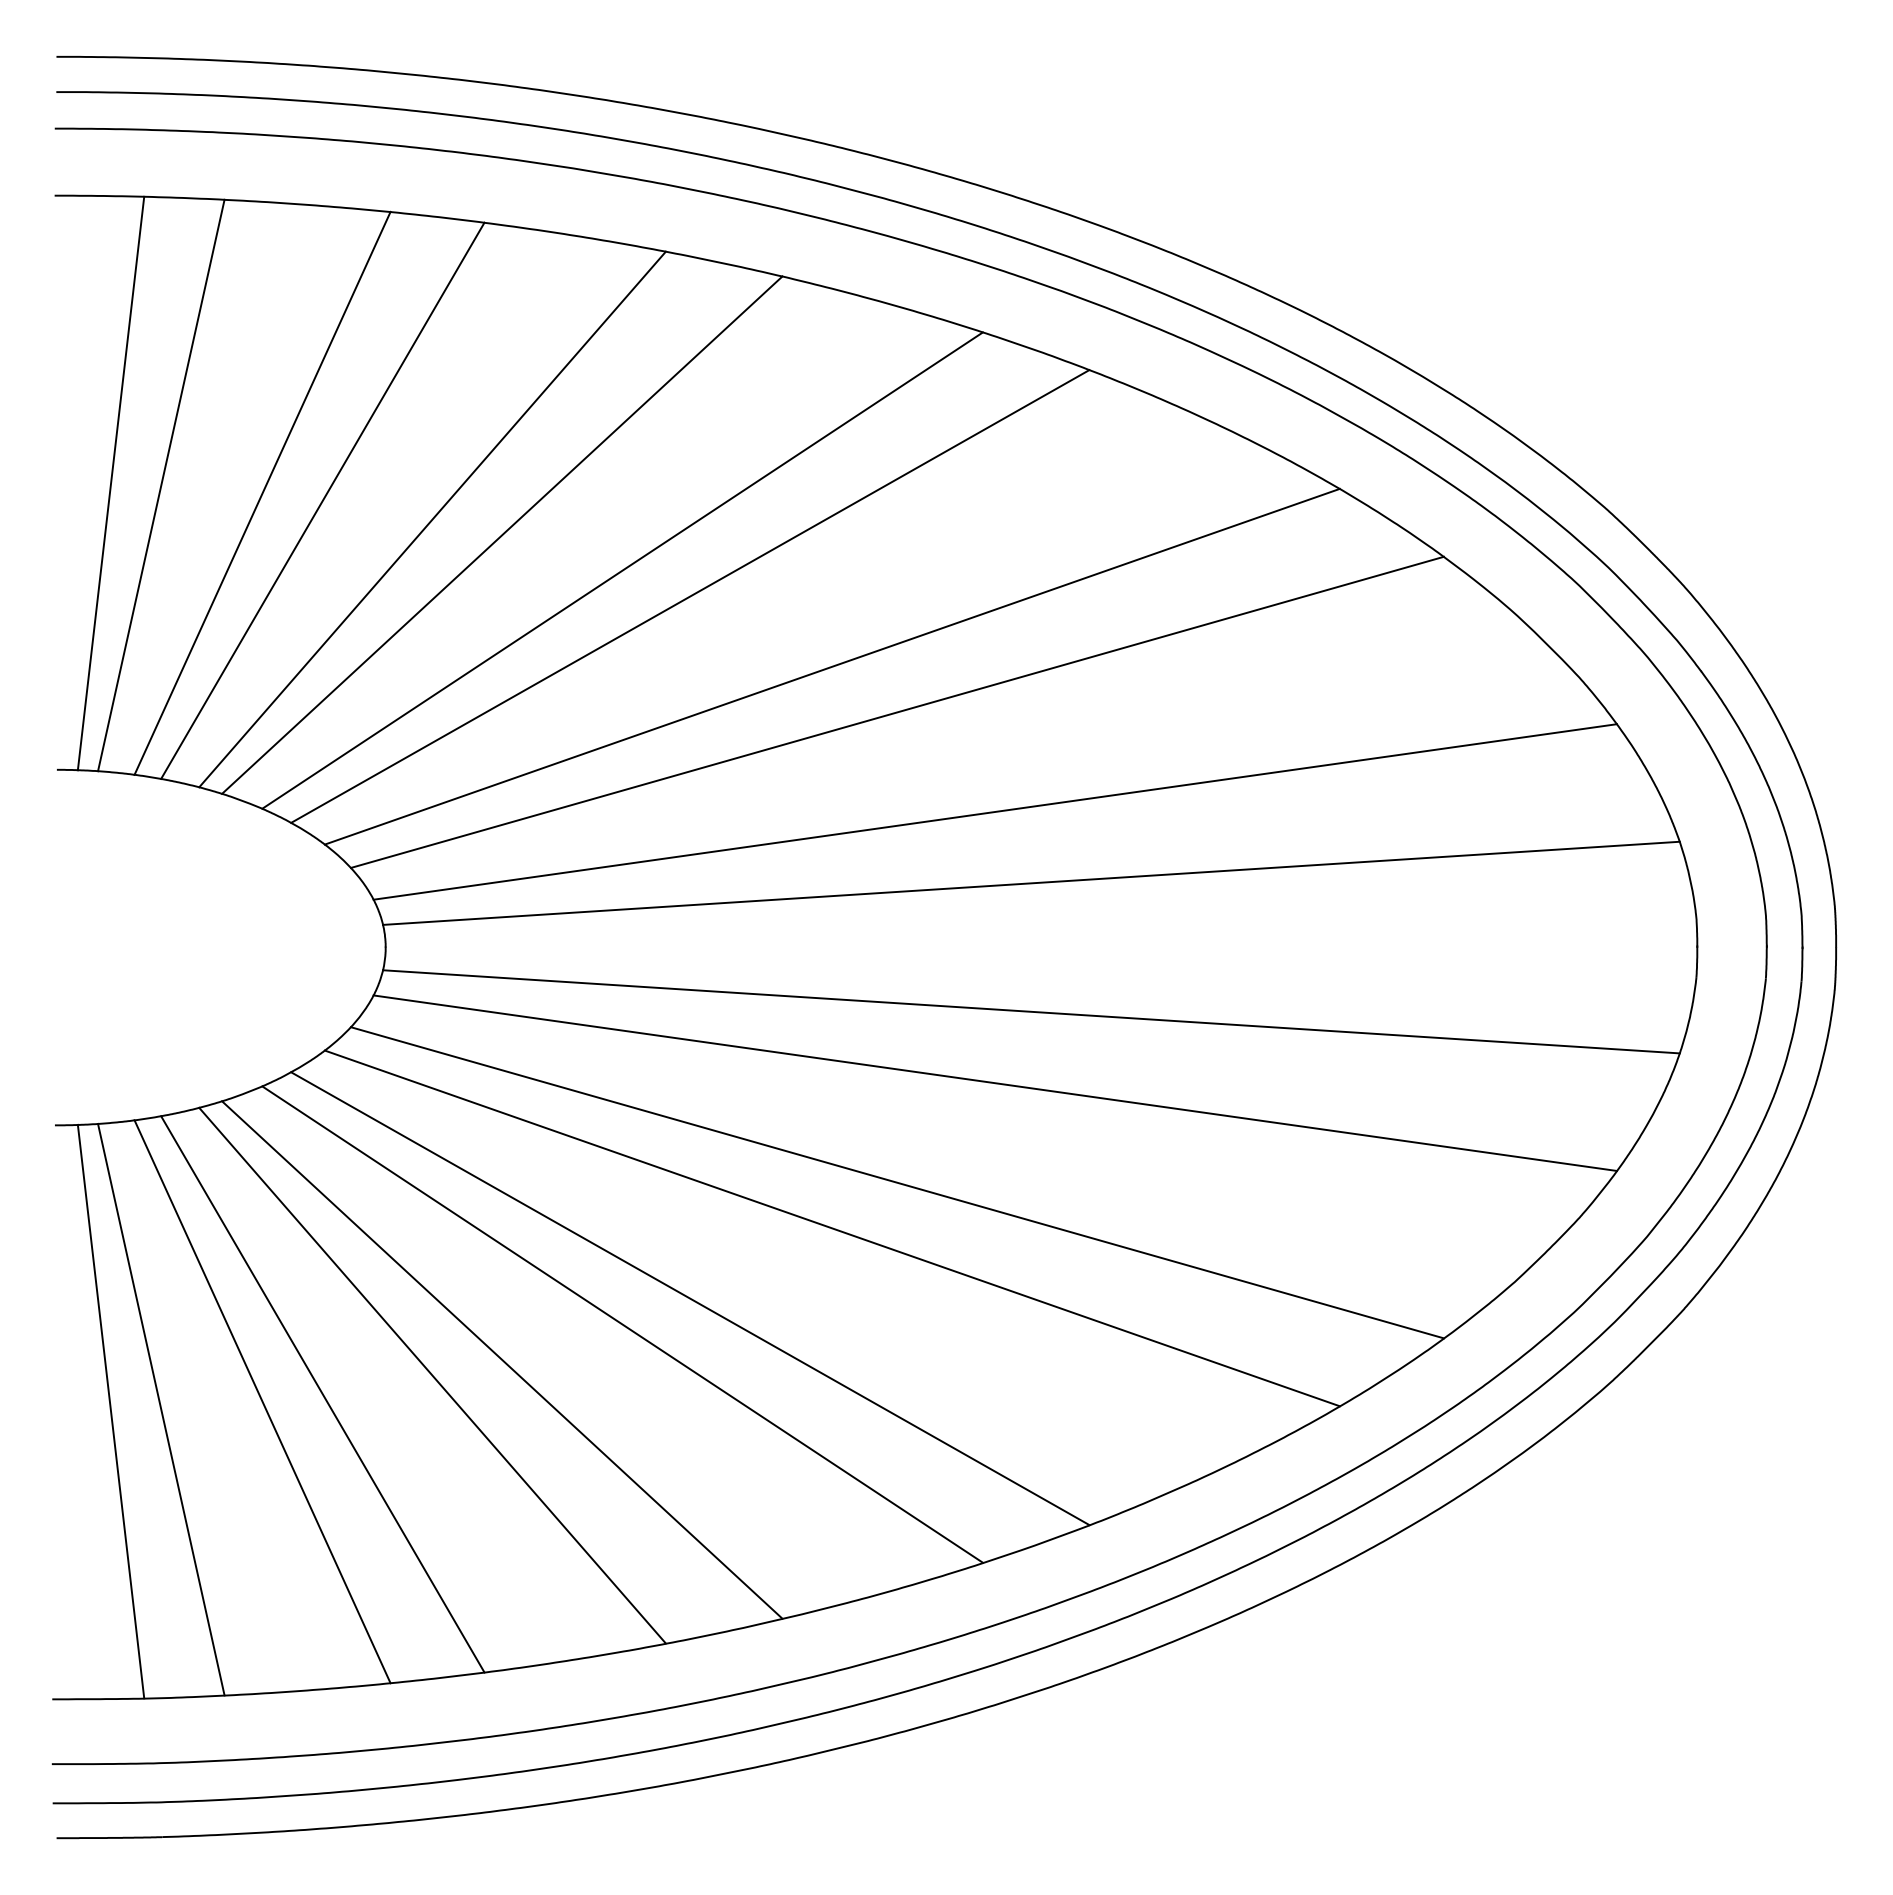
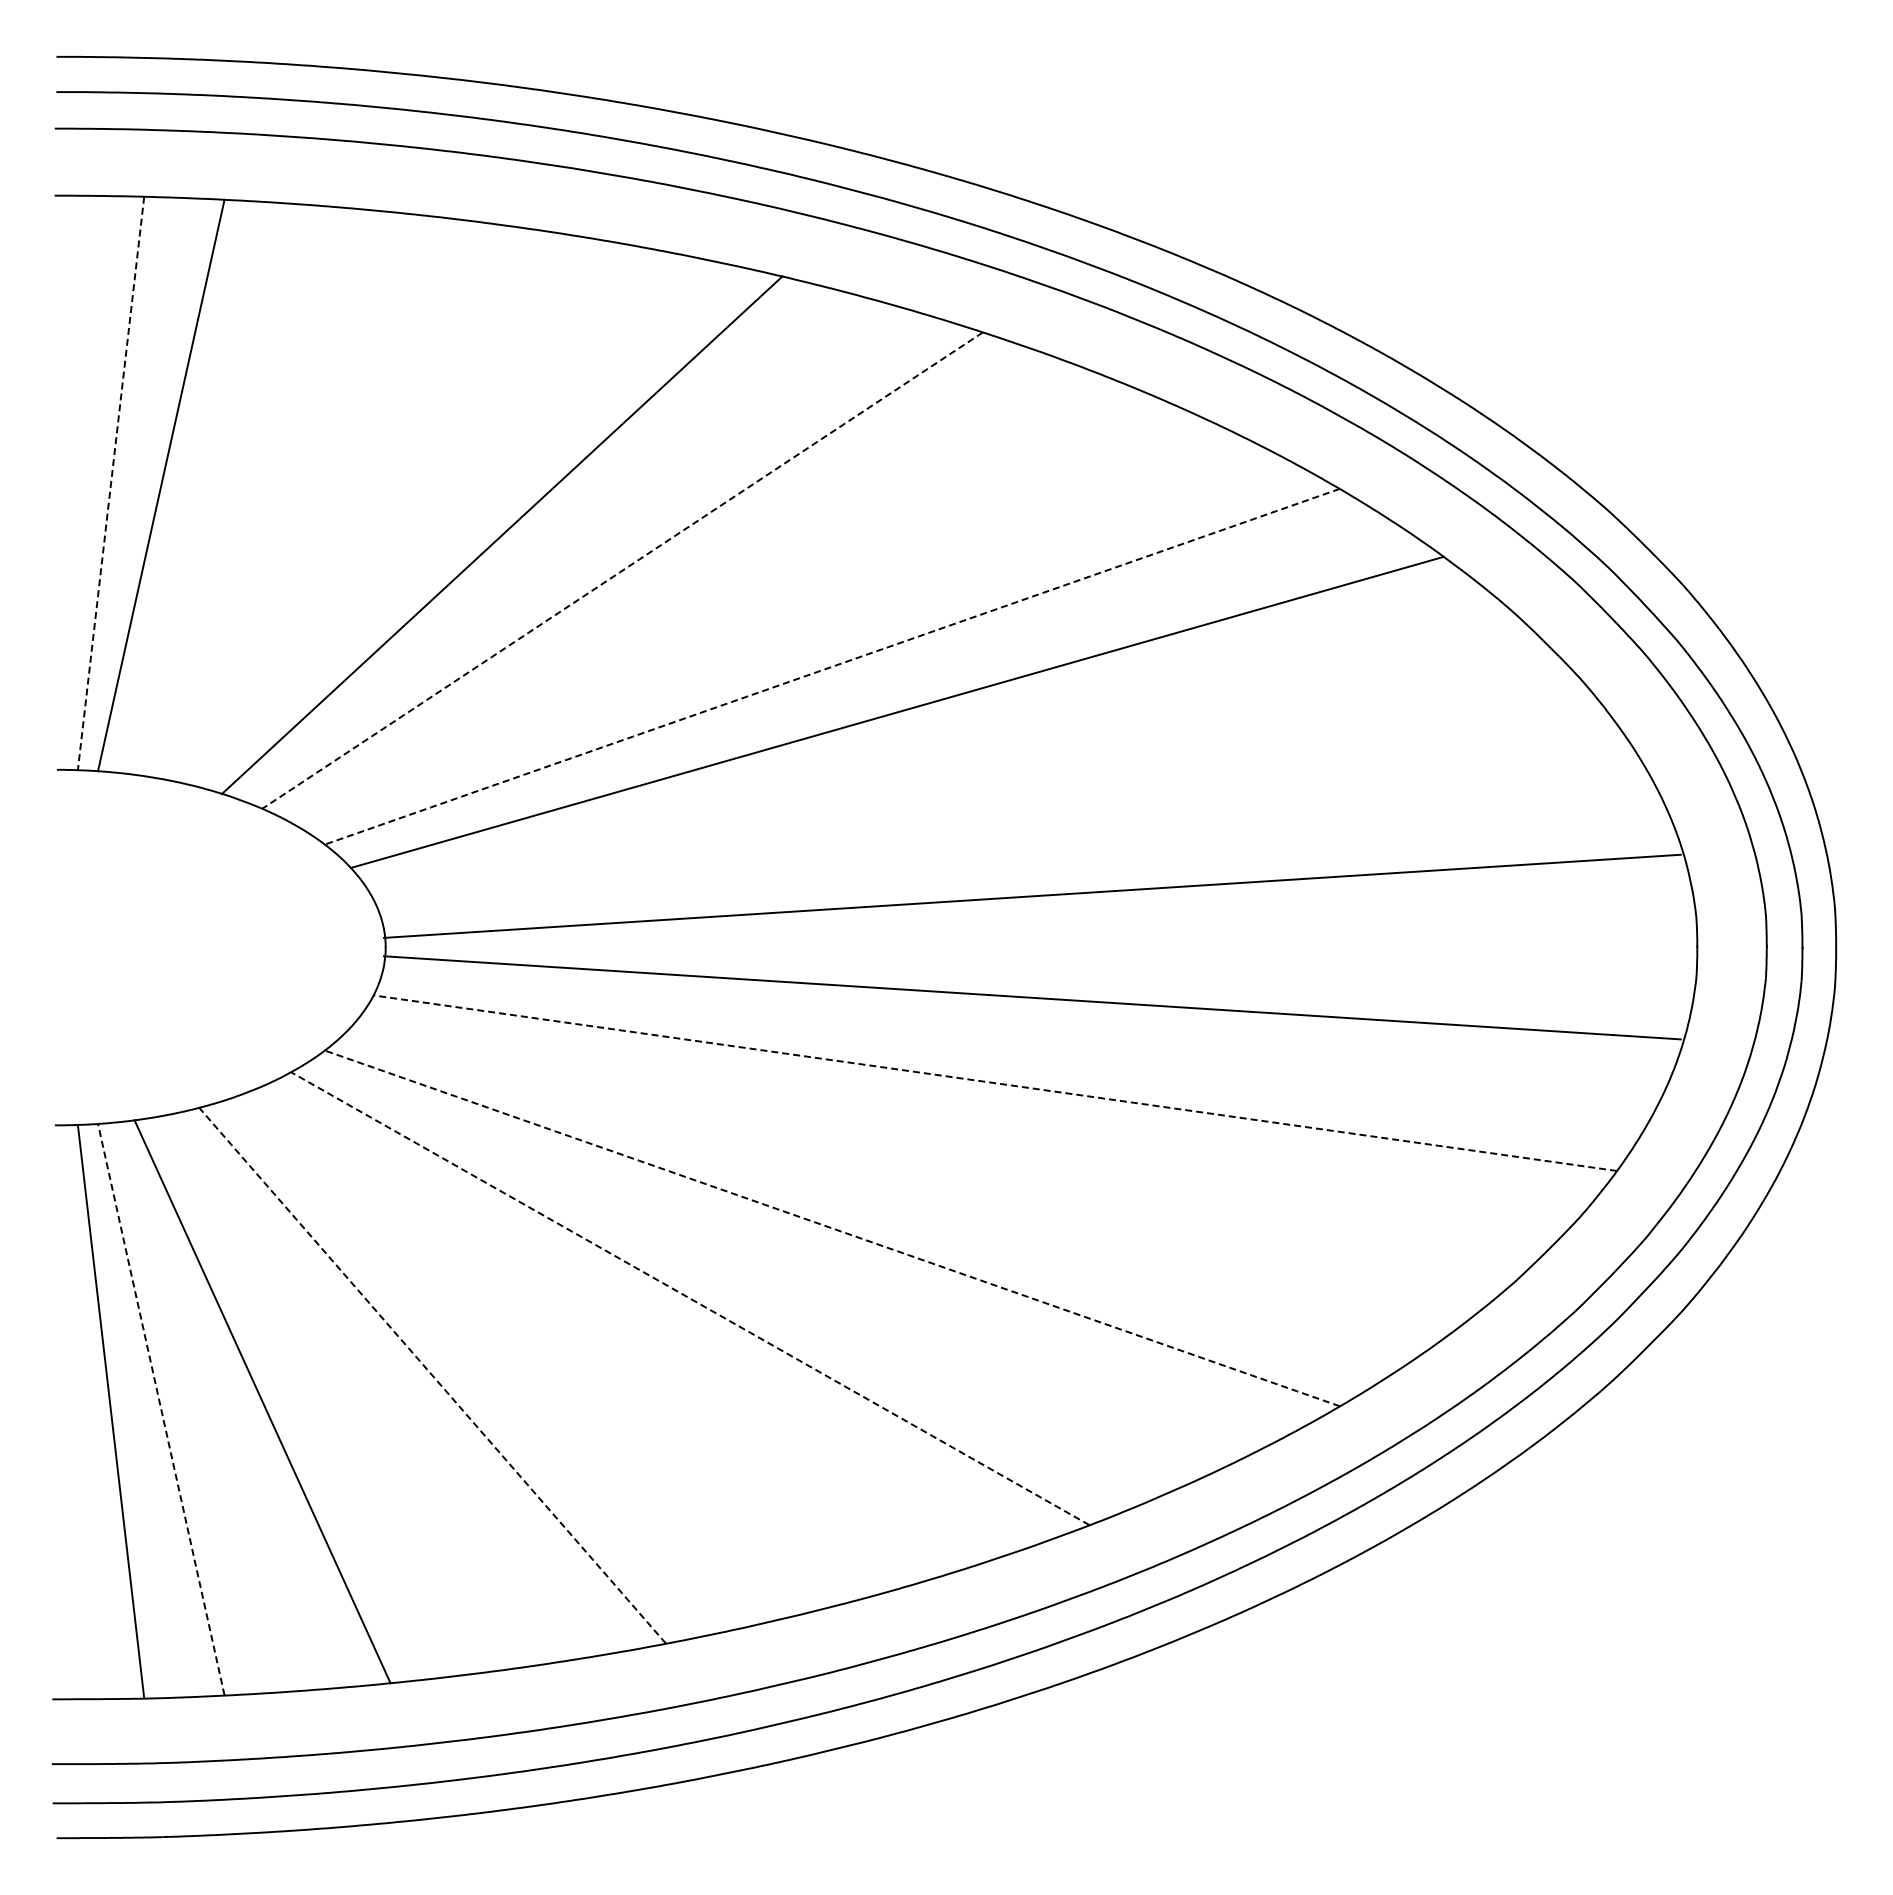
line: solid -> dashed (111, 483)
line: present -> none (262, 492)
line: present -> none (322, 500)
line: present -> none (432, 519)
line: solid -> dashed (622, 570)
line: present -> none (690, 596)
line: solid -> dashed (832, 666)
line: present -> none (994, 811)
line position: (1031, 882) -> (1032, 895) (1032, 895)
line position: (1031, 1011) -> (1032, 997) (1032, 997)
line: solid -> dashed (995, 1083)
line: present -> none (896, 1182)
line: solid -> dashed (832, 1228)
line: solid -> dashed (690, 1298)
line: present -> none (622, 1324)
line: present -> none (502, 1359)
line: solid -> dashed (432, 1375)
line: present -> none (322, 1394)
line: solid -> dashed (161, 1409)
